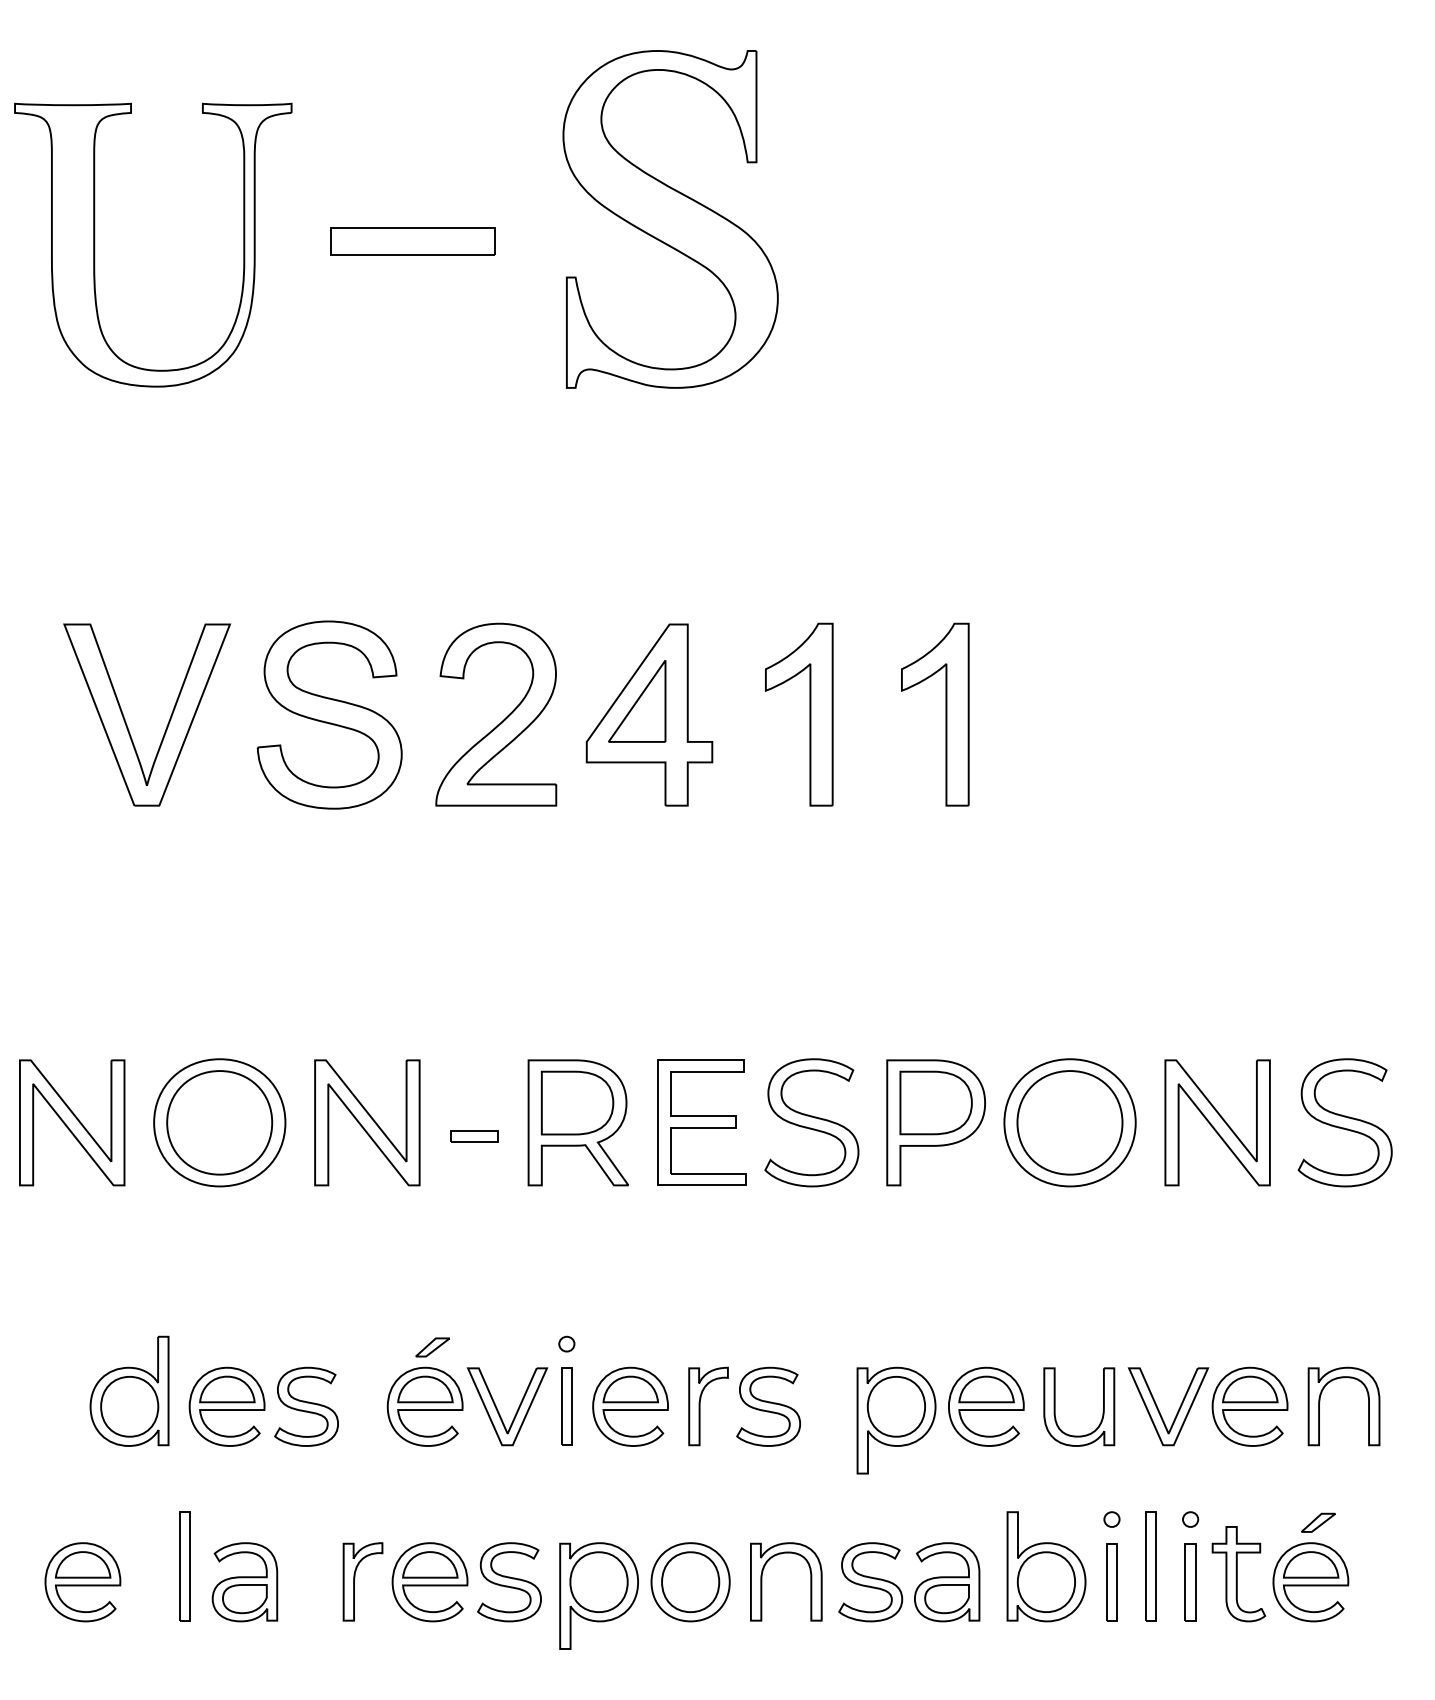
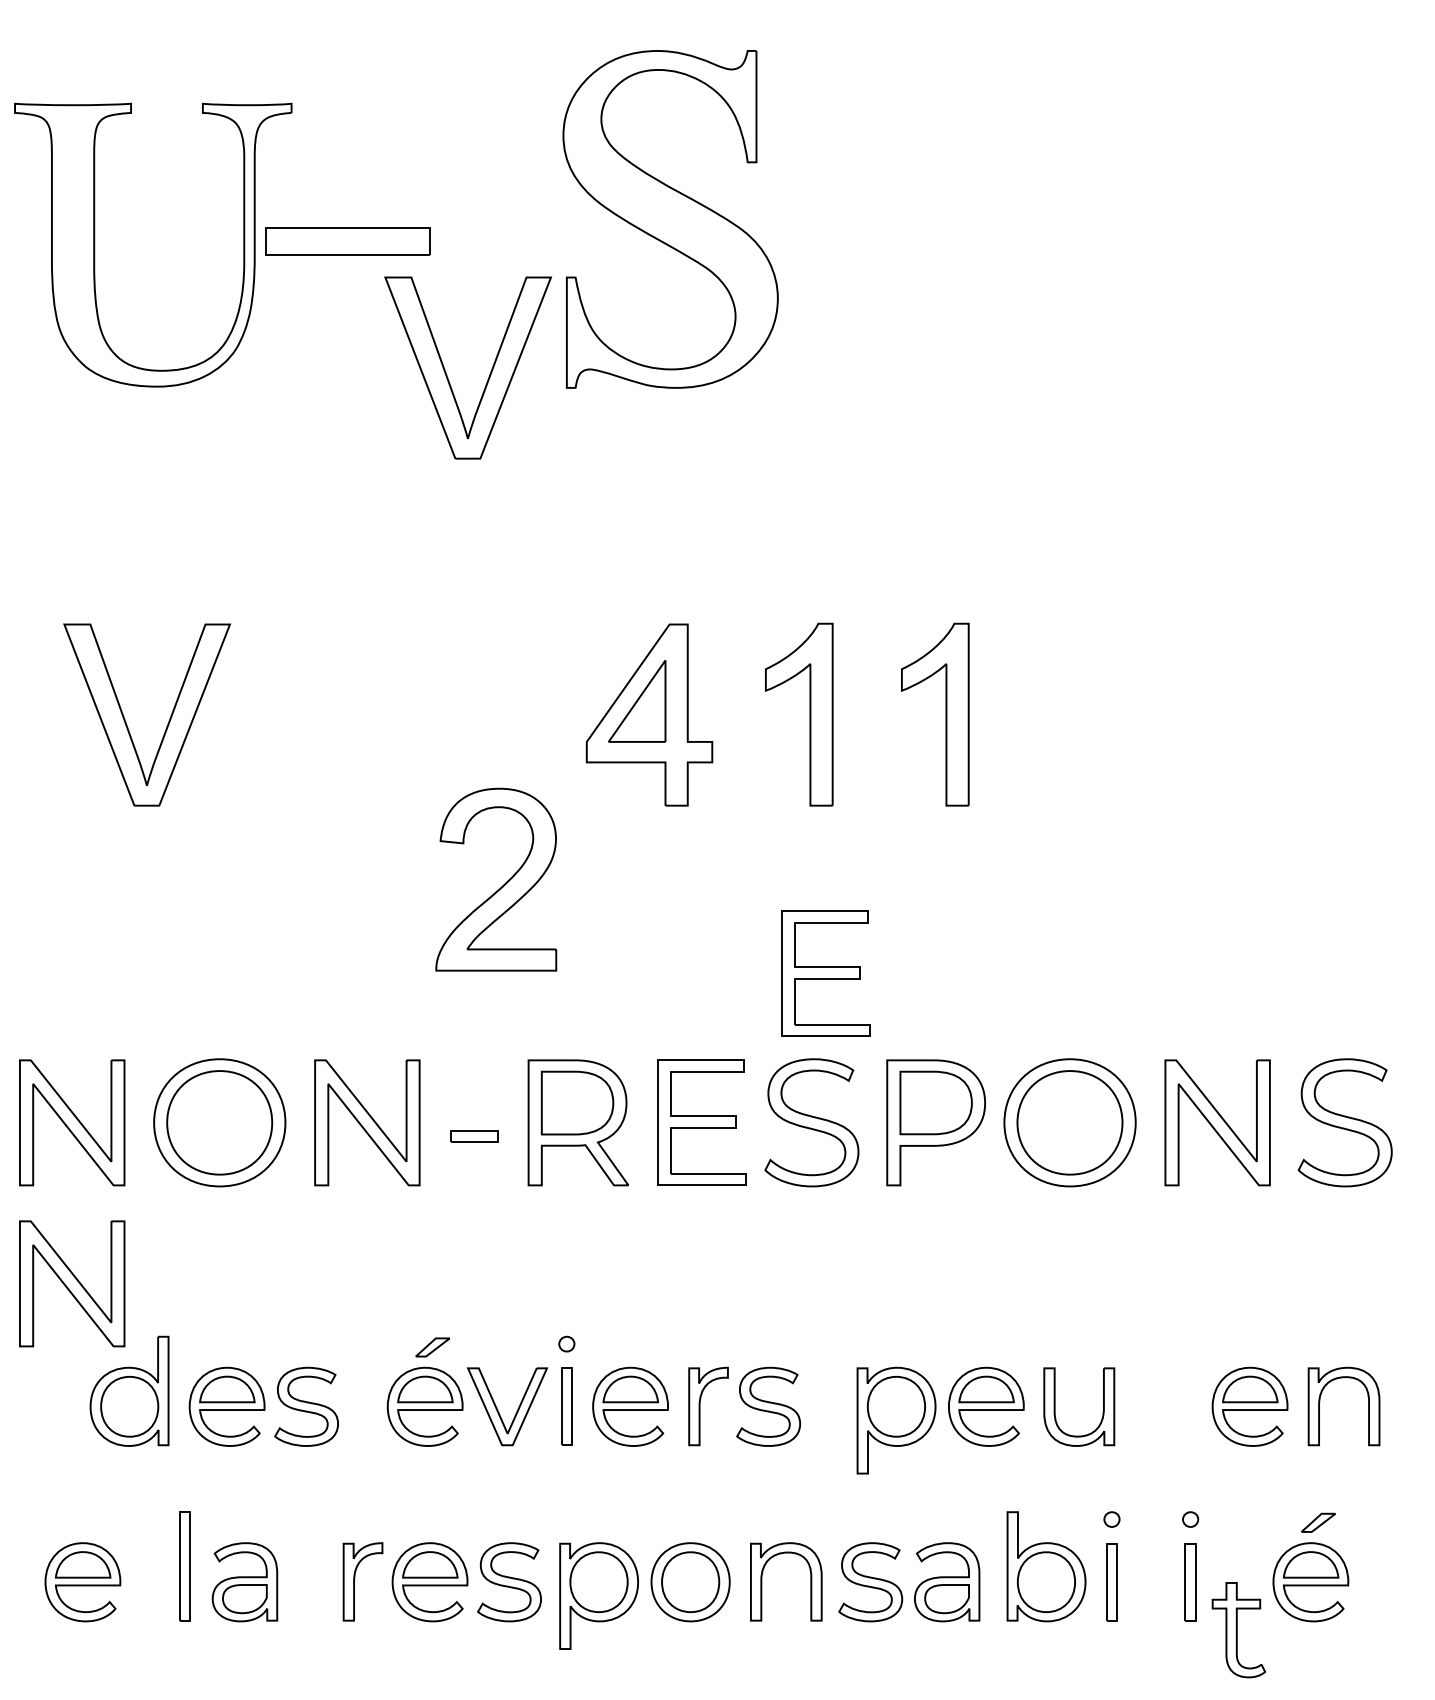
part position: (412, 241) -> (347, 241) (347, 241)
part: none -> present (488, 376)
part: present -> none (329, 714)
part position: (502, 720) -> (502, 885) (502, 885)
part: none -> present (825, 973)
part: none -> present (72, 1283)
part: present -> none (1159, 1410)
part: present -> none (1150, 1566)
part position: (1238, 1574) -> (1238, 1630) (1238, 1630)
